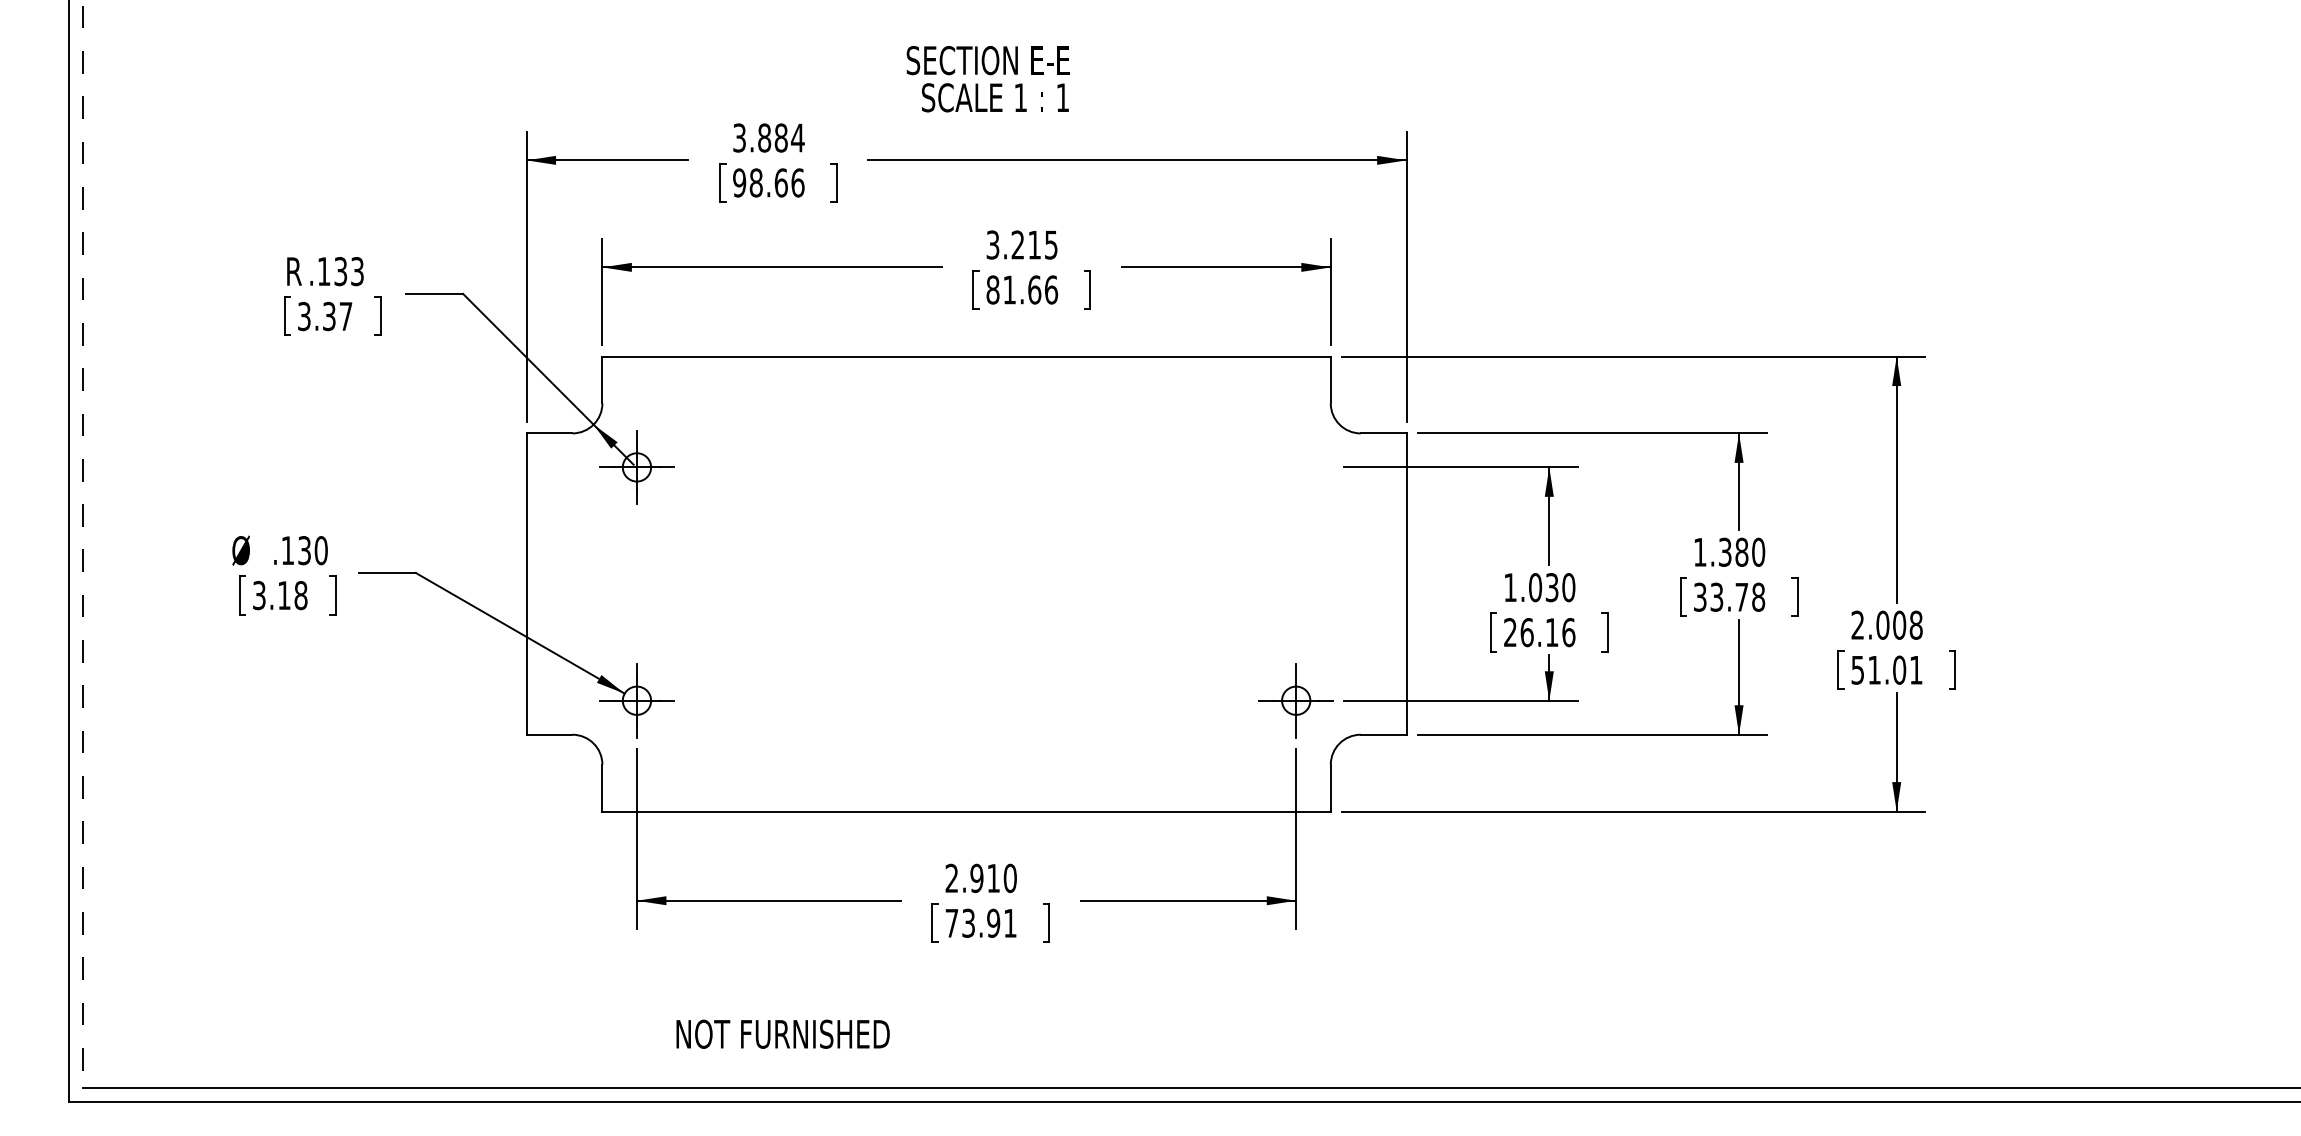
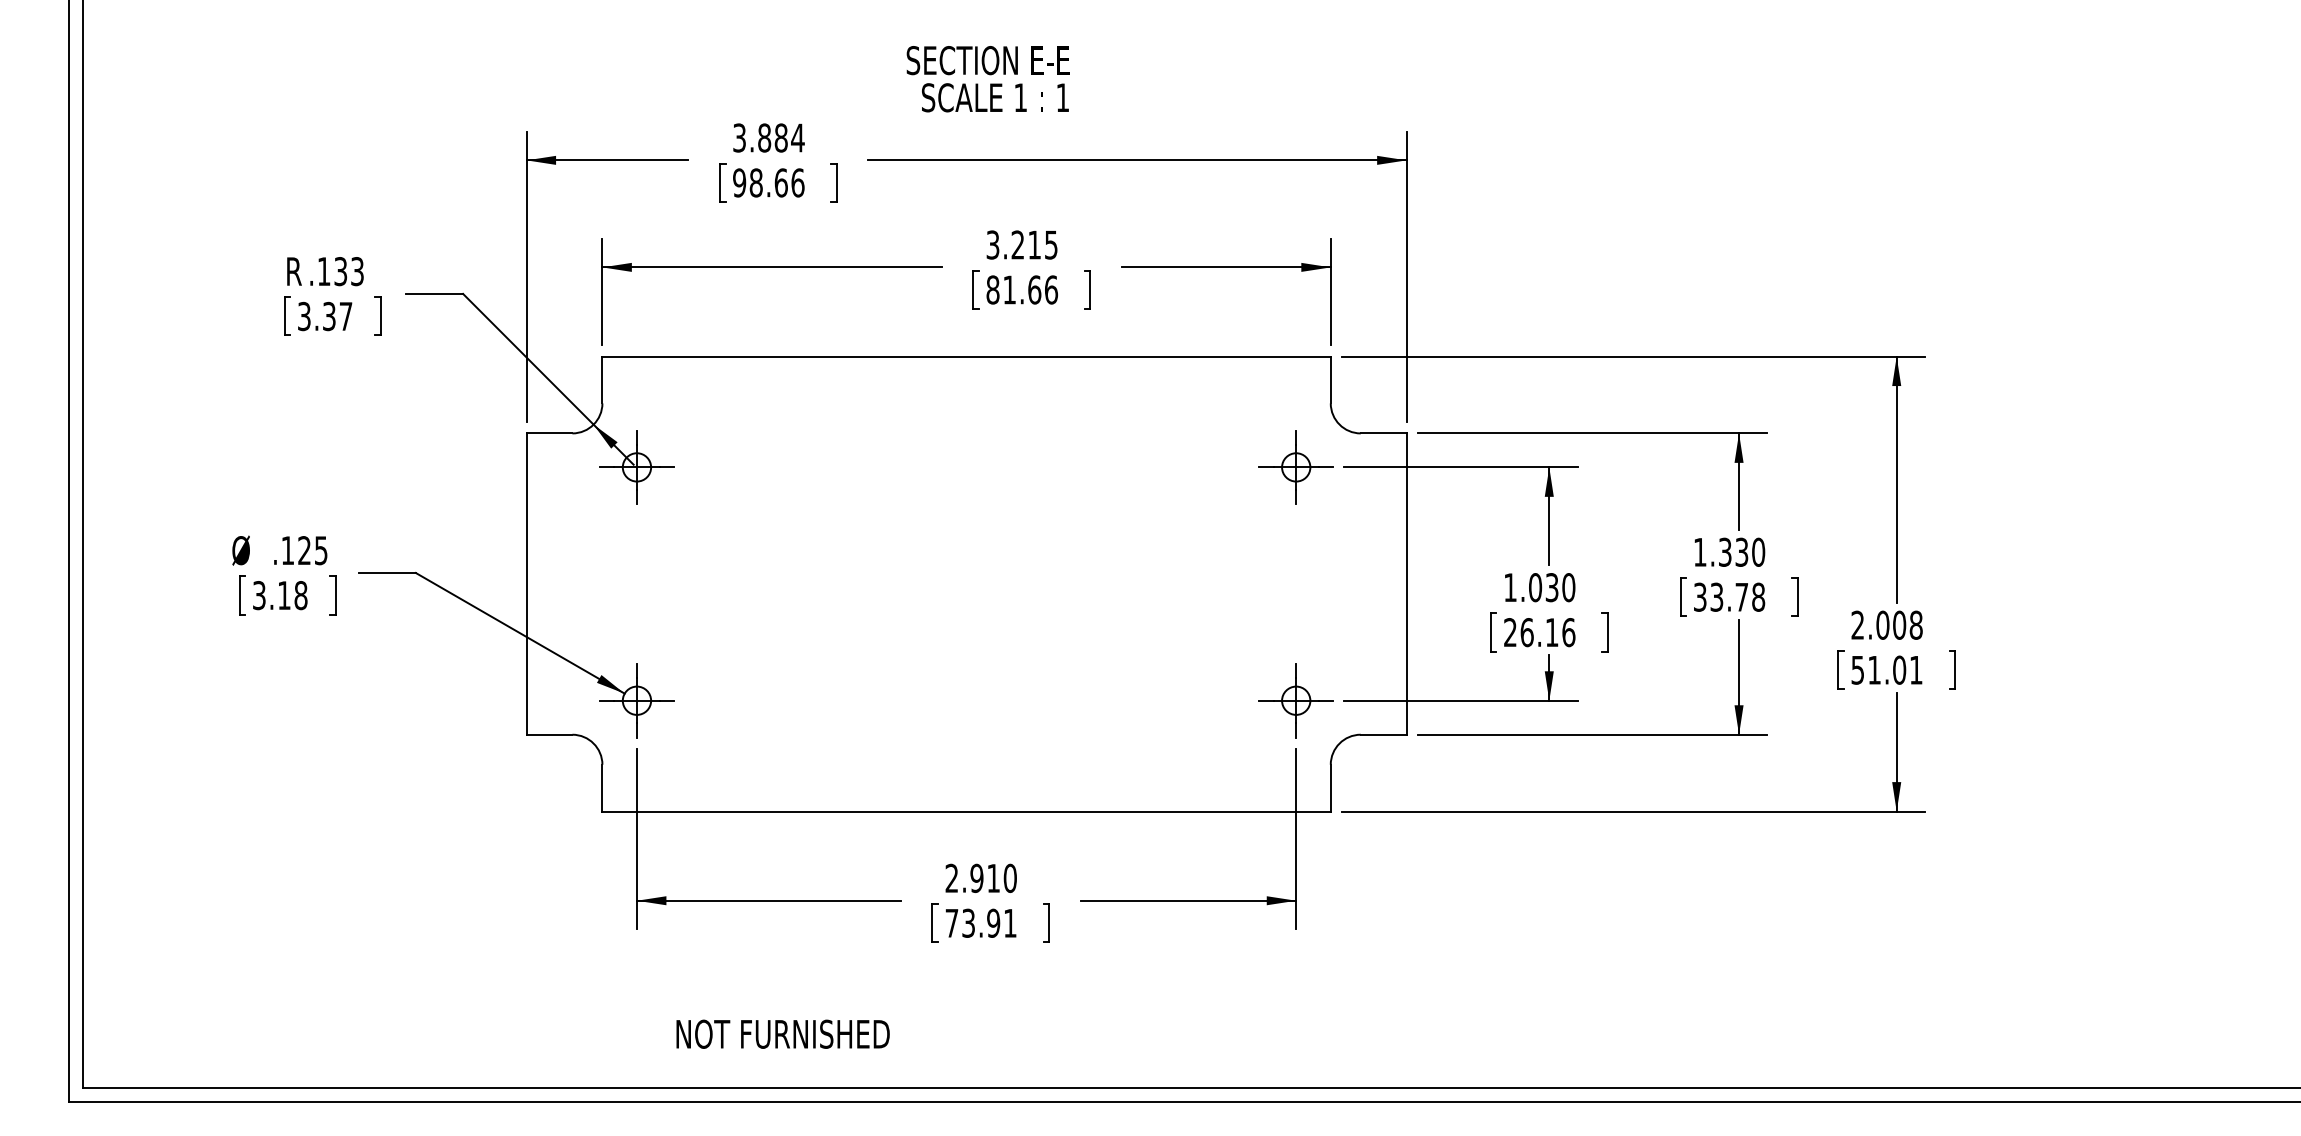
part: none -> present (1295, 467)
line: dashed -> solid (83, 544)
text: .130 -> .125 (312, 550)
text: 1.380 -> 1.330 (1741, 551)
